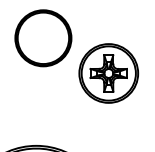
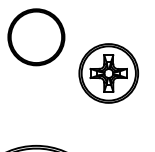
part position: (43, 38) -> (36, 37) (36, 37)
